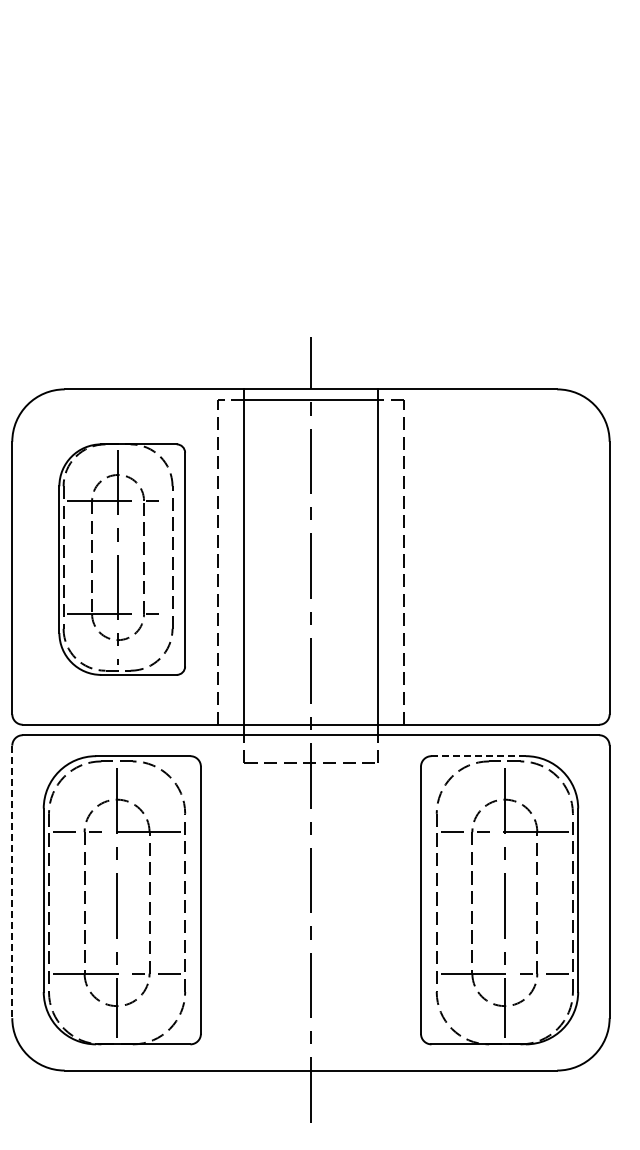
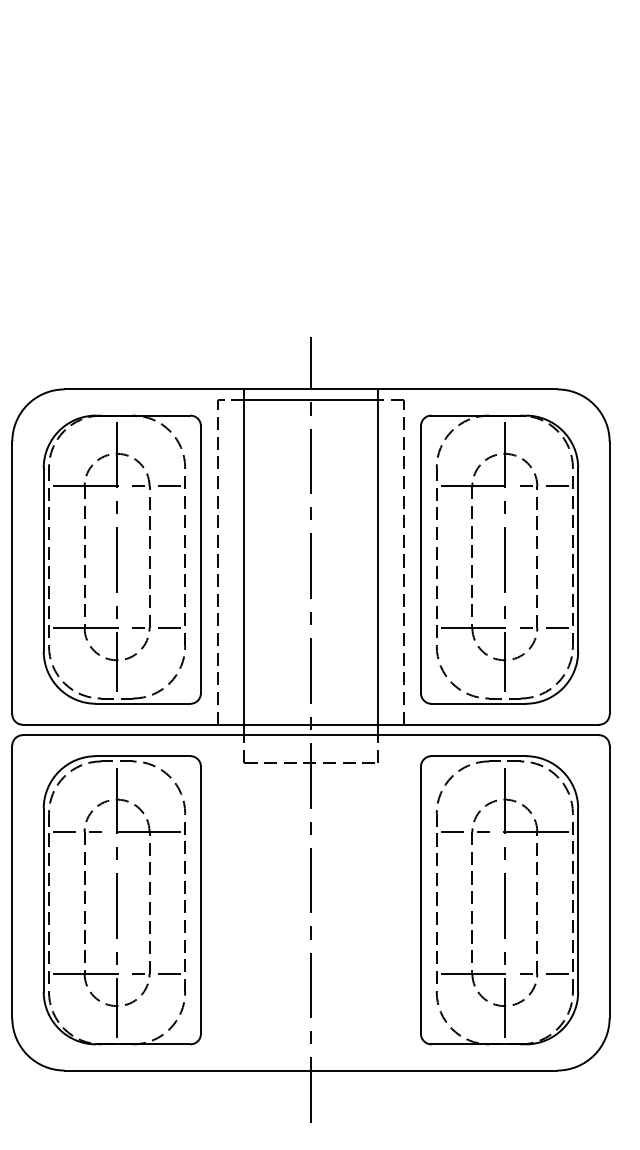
part size: 128x233 px -> 160x291 px (121, 559)
part: none -> present (499, 559)
line: dashed -> solid (479, 756)
line: dashed -> solid (12, 882)
